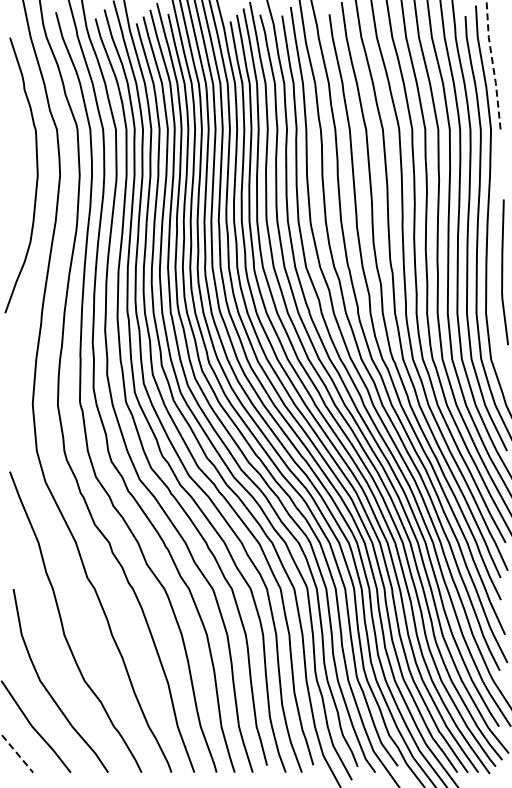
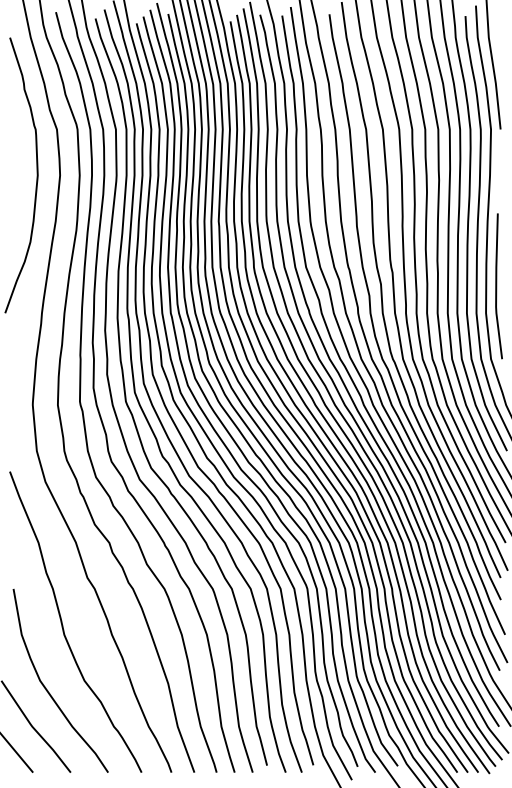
line: dashed -> solid (493, 65)
line position: (503, 272) -> (497, 286) (497, 286)
line: dashed -> solid (16, 752)
